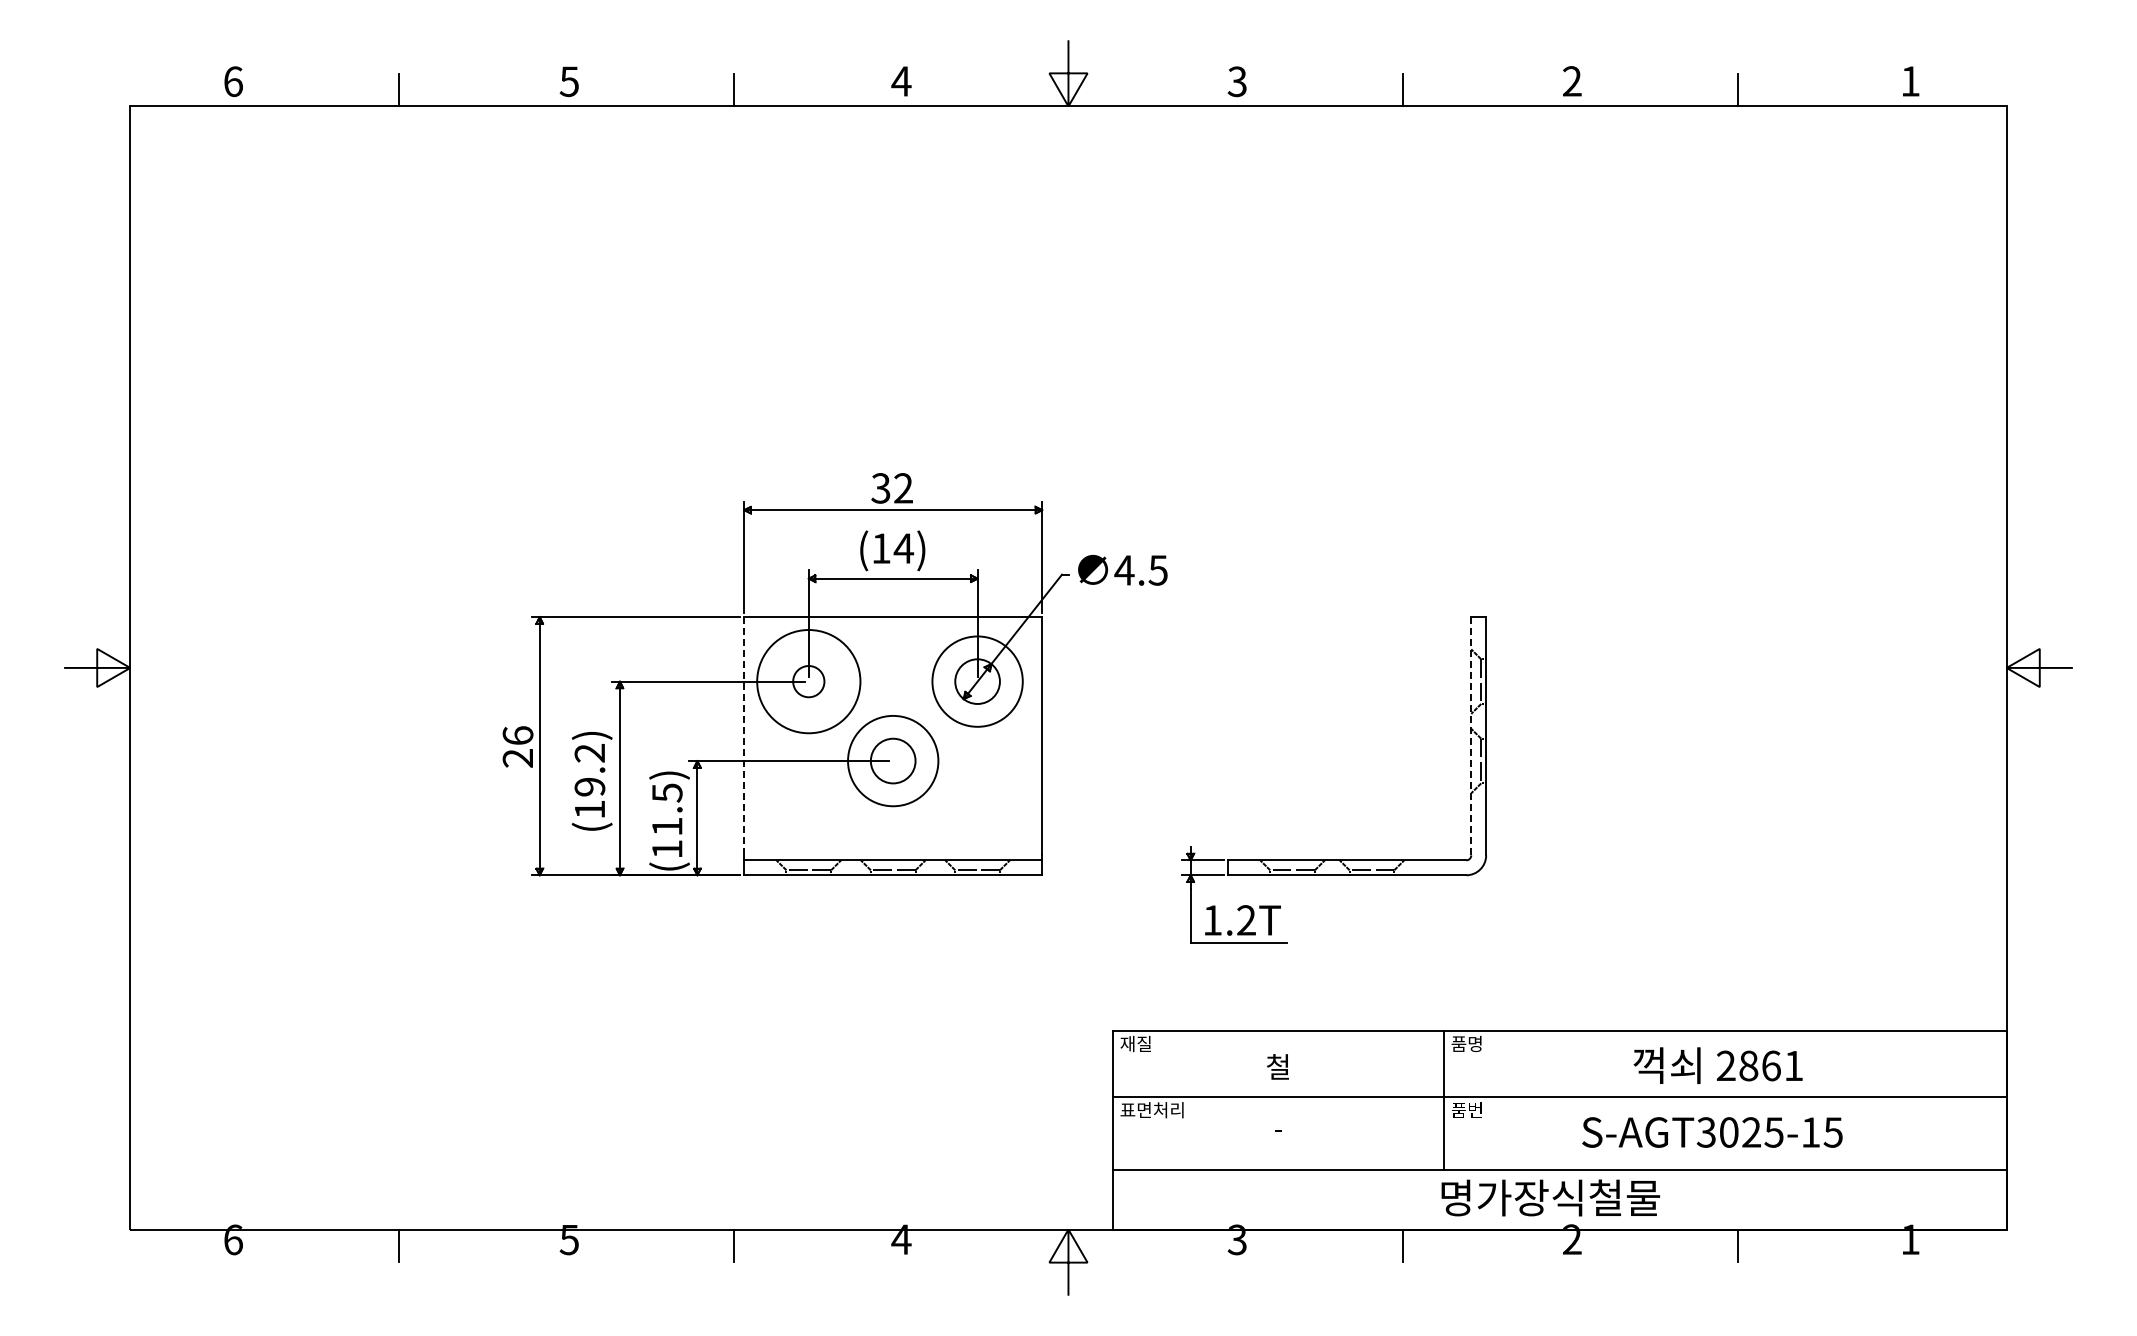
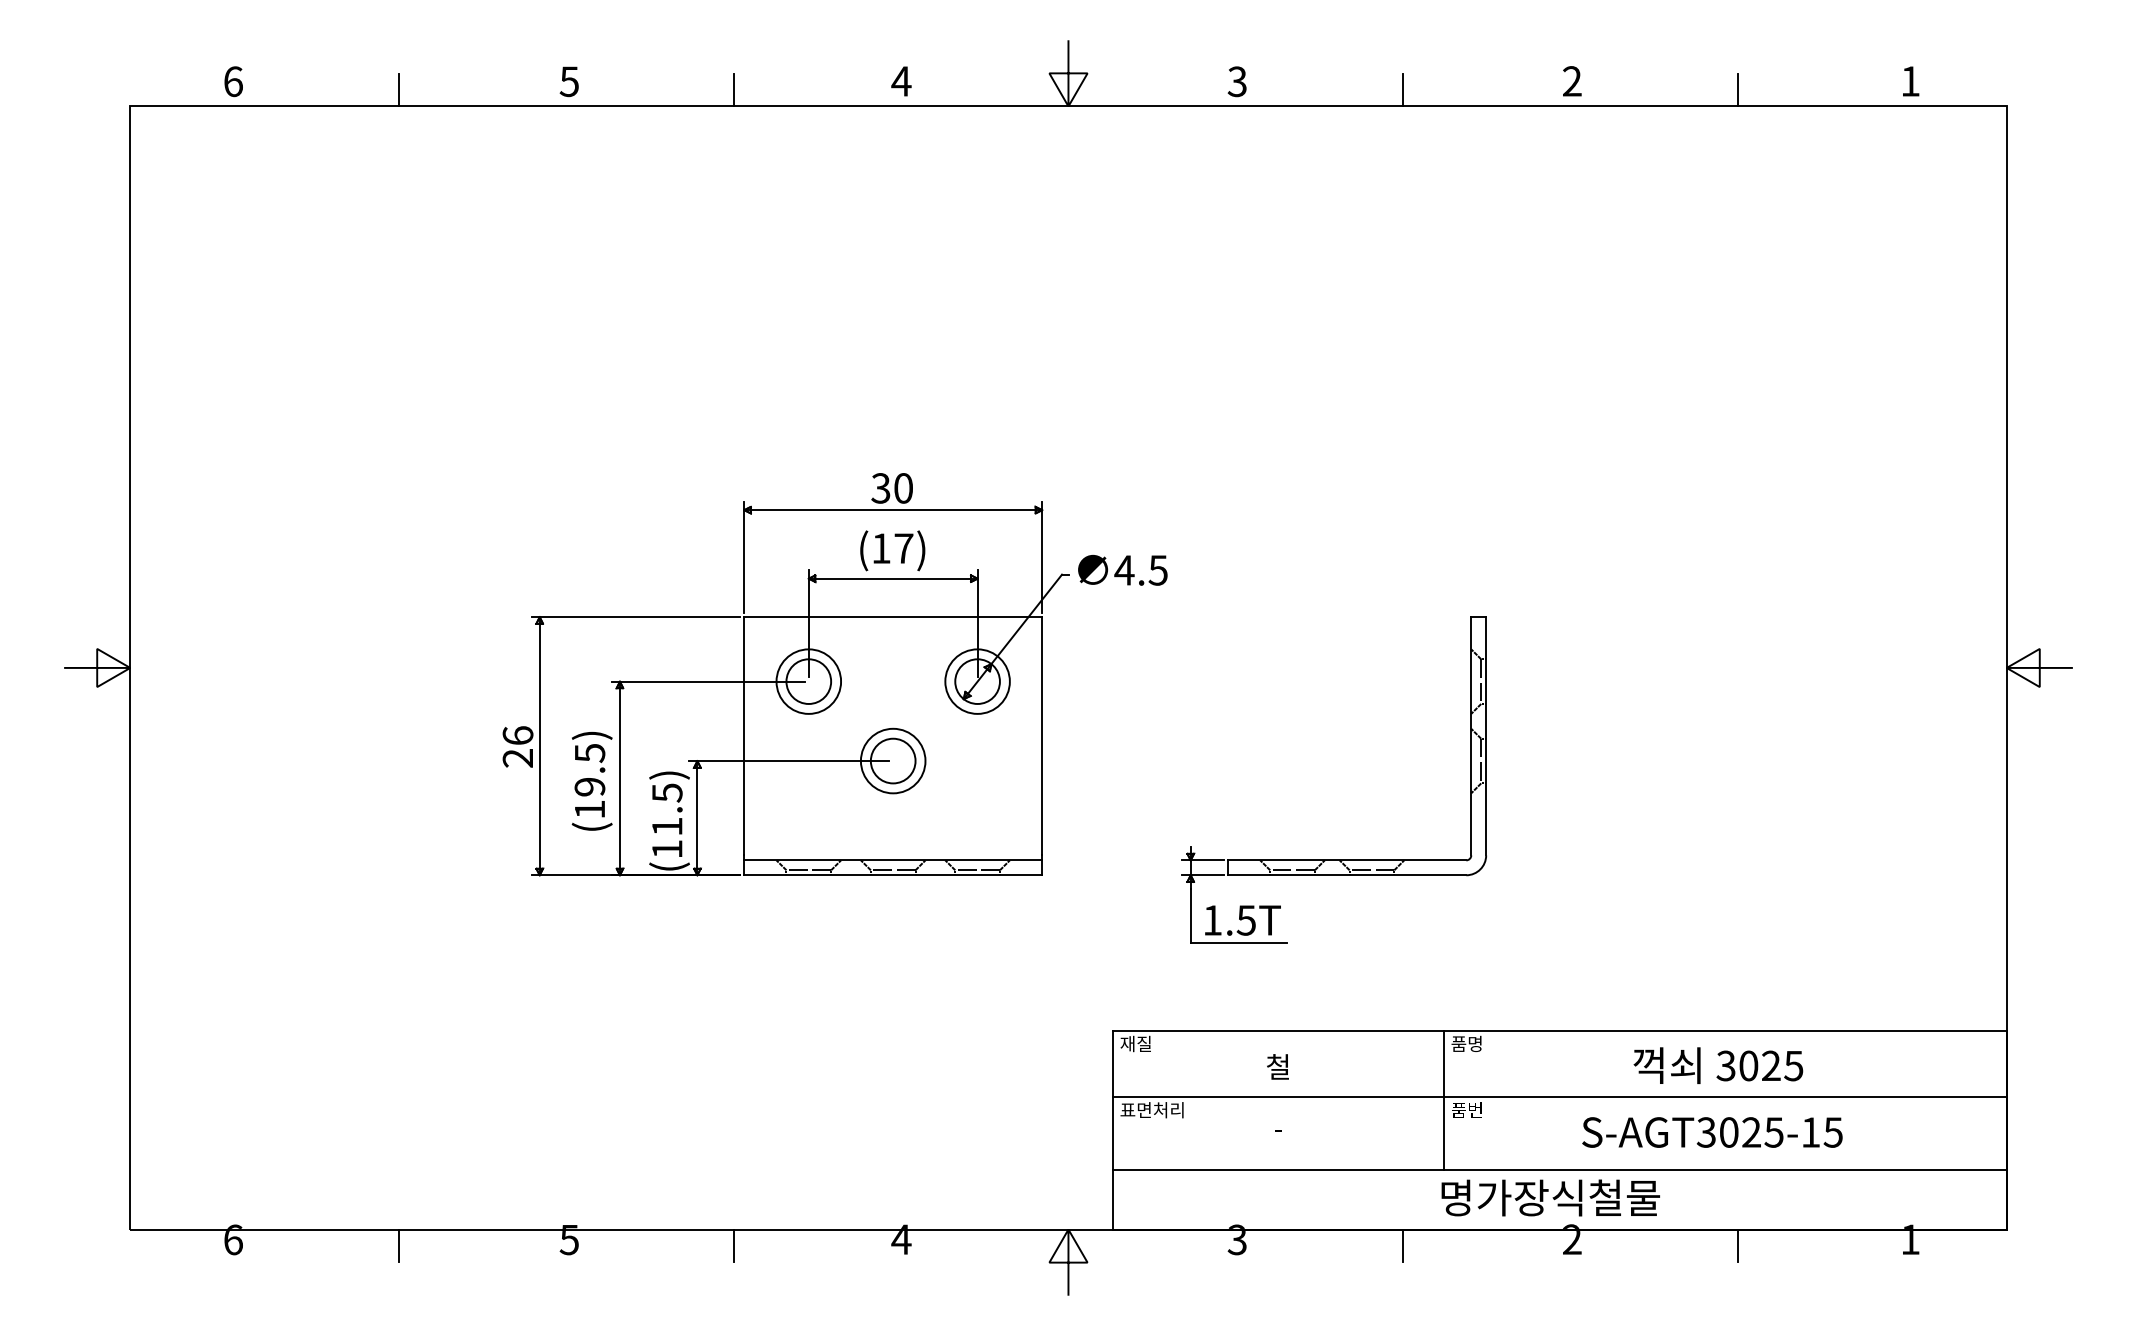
text: 32 -> 30 (903, 488)
text: (14) -> (17) (903, 548)
circle diameter: 103 px -> 65 px (808, 681)
circle diameter: 31 px -> 45 px (808, 681)
circle diameter: 90 px -> 65 px (977, 681)
line: dashed -> solid (744, 735)
line: dashed -> solid (1471, 736)
text: (19.2) -> (19.5) (589, 753)
circle diameter: 90 px -> 65 px (892, 760)
text: 1.2T -> 1.5T (1245, 920)
text: 2861 -> 3025 (1759, 1065)
